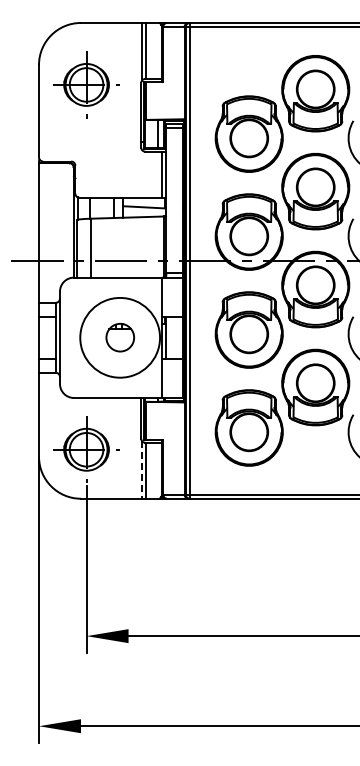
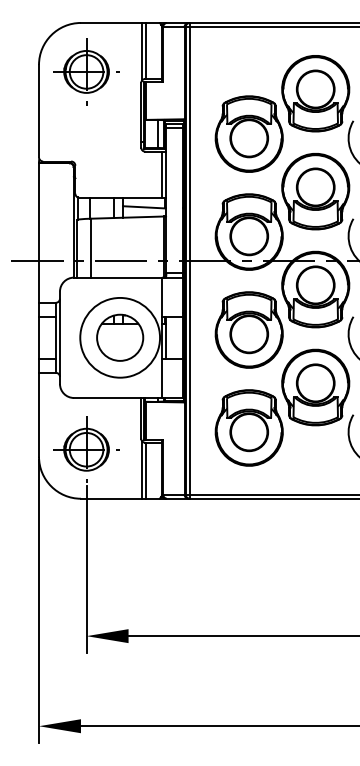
part position: (86, 84) -> (86, 71) (86, 71)
part size: 30x30 px -> 49x49 px (120, 337)
line: dashed -> solid (141, 469)
